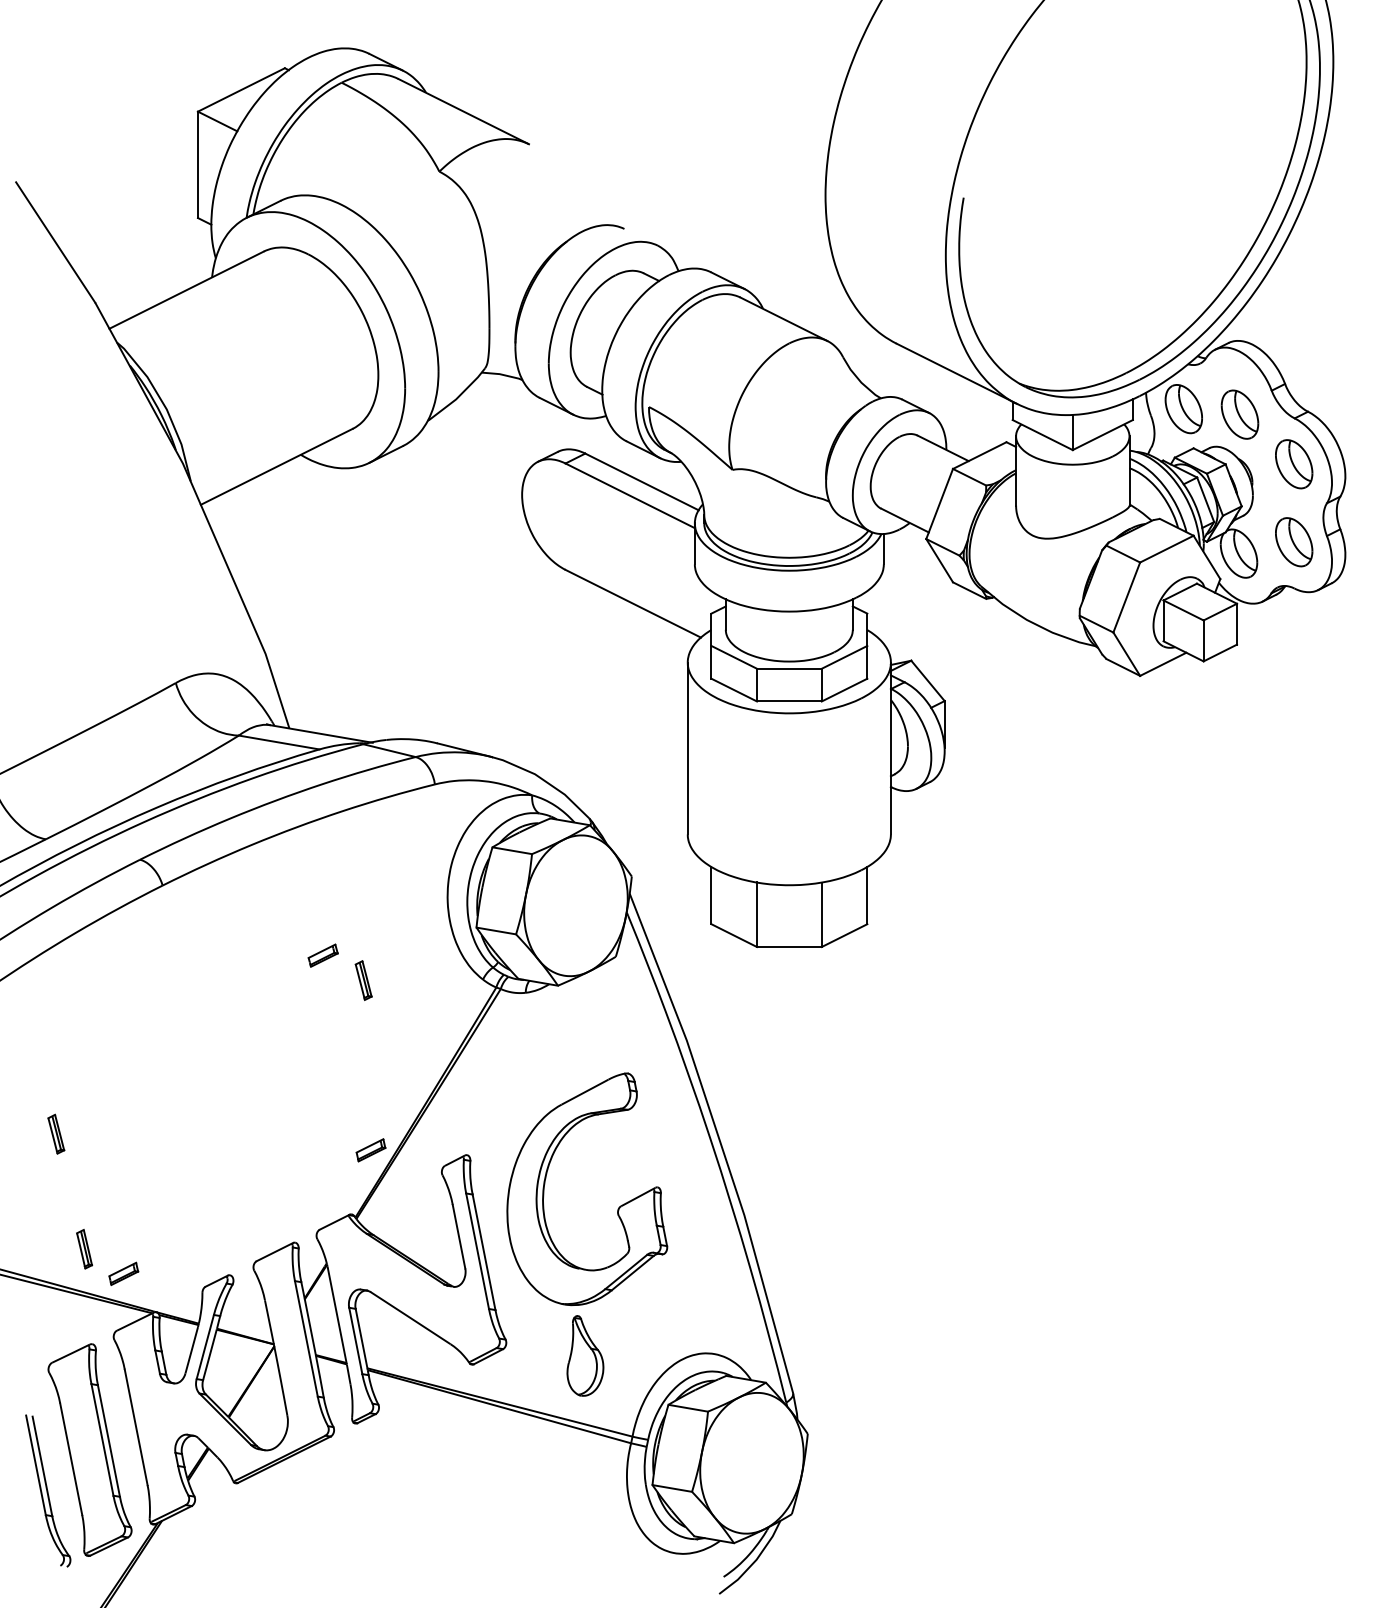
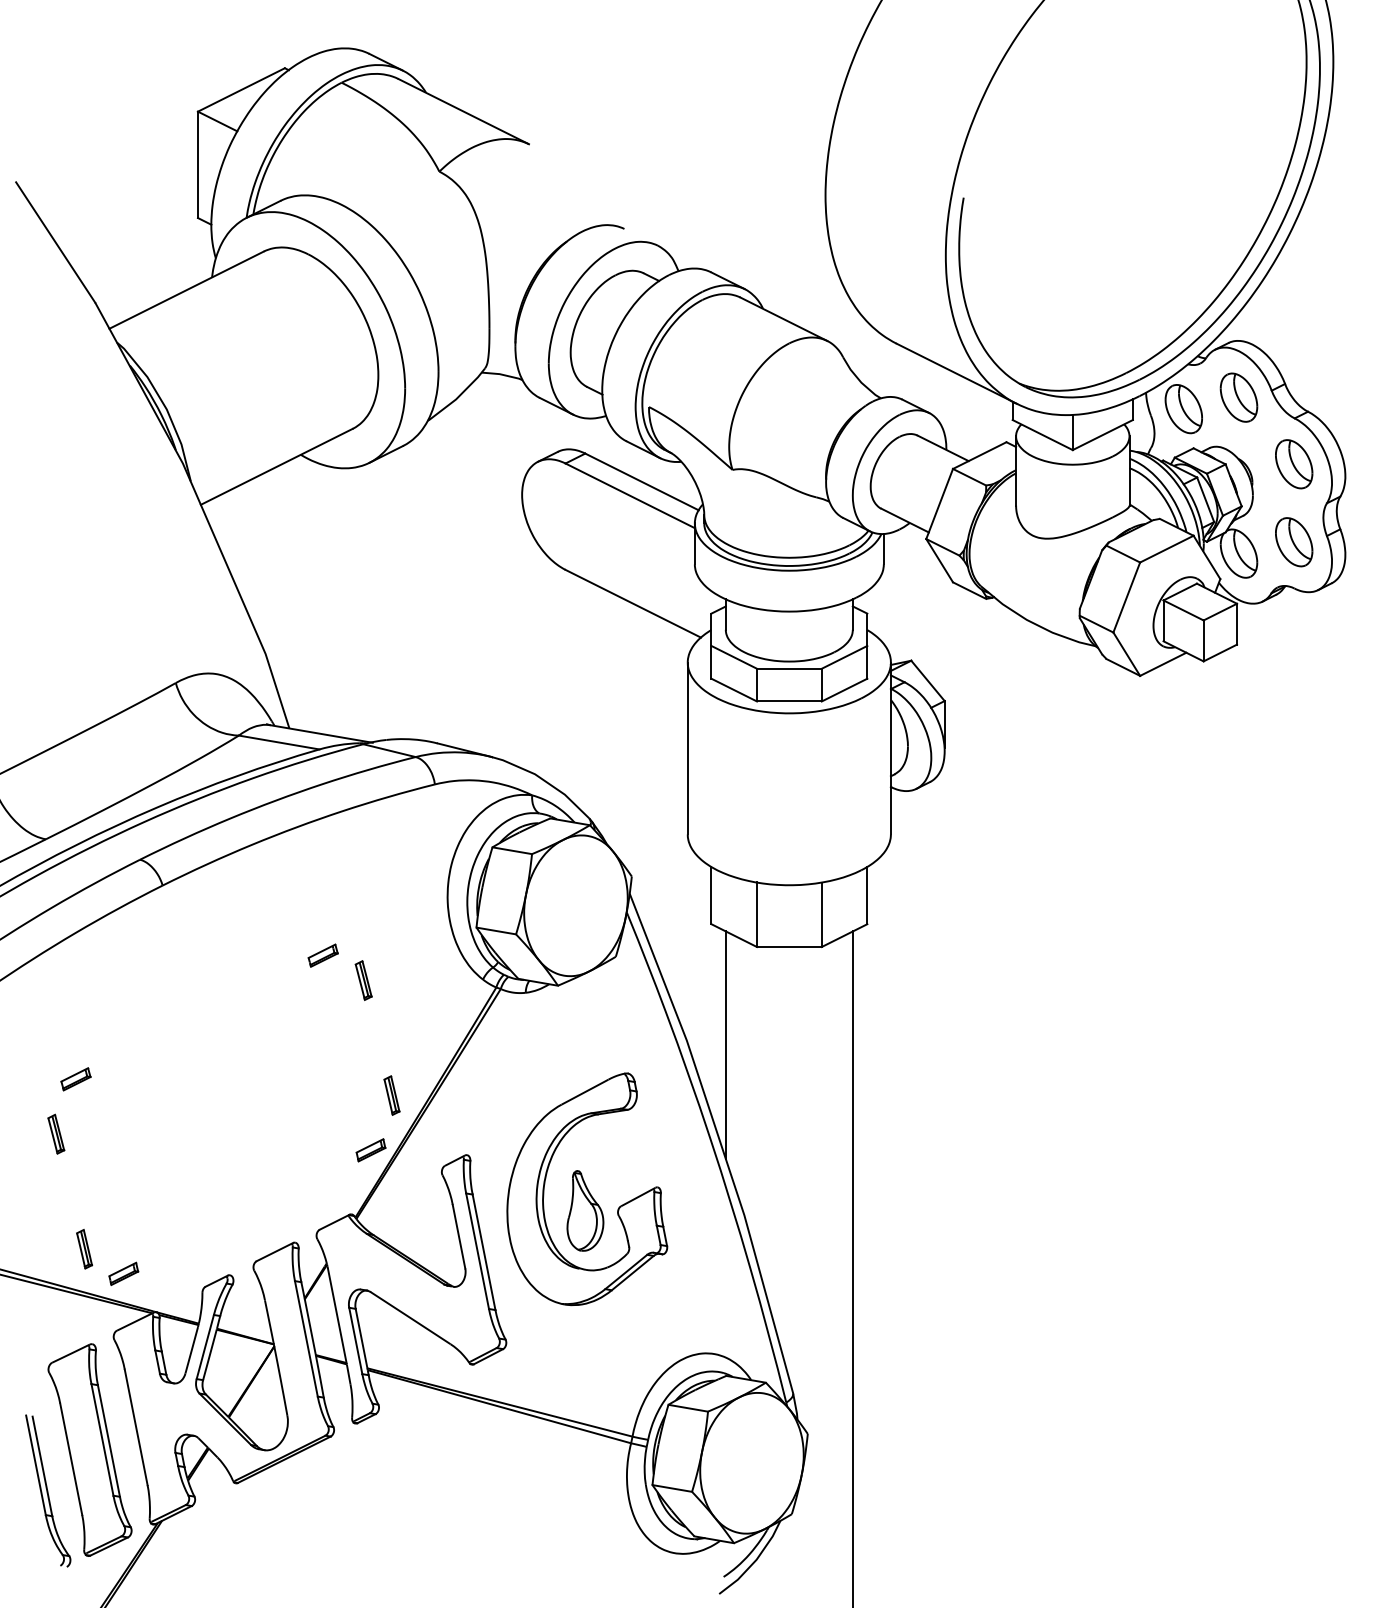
part position: (1239, 414) -> (1238, 397) (1238, 397)
line: none -> present (725, 1044)
part: none -> present (75, 1079)
part: none -> present (391, 1095)
line: none -> present (852, 1267)
part position: (585, 1355) -> (585, 1210) (585, 1210)
